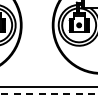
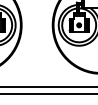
line: dashed -> solid (48, 93)
